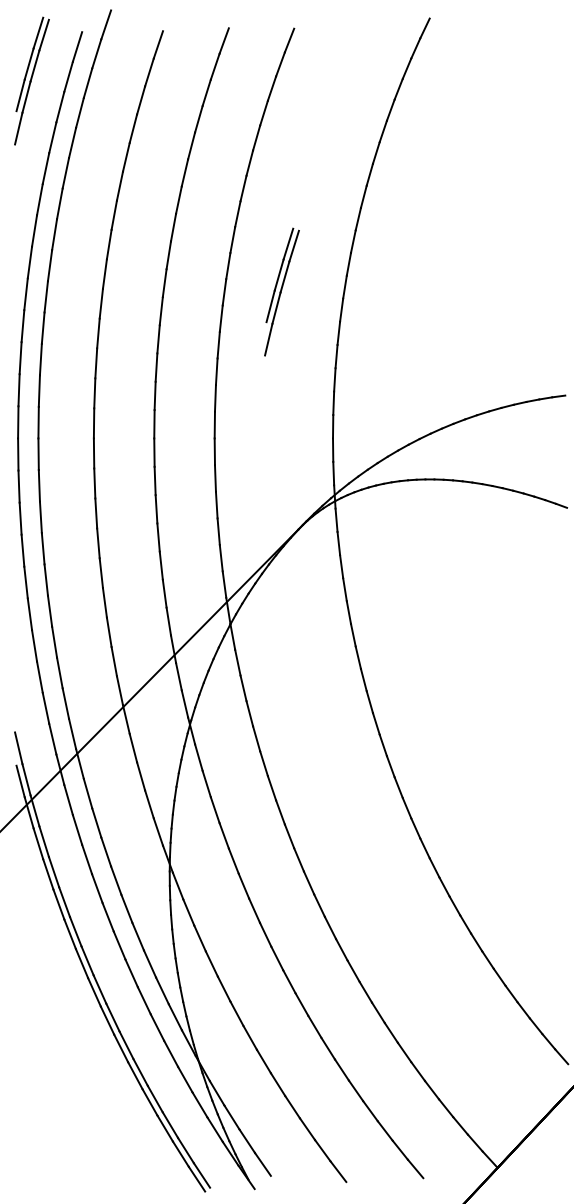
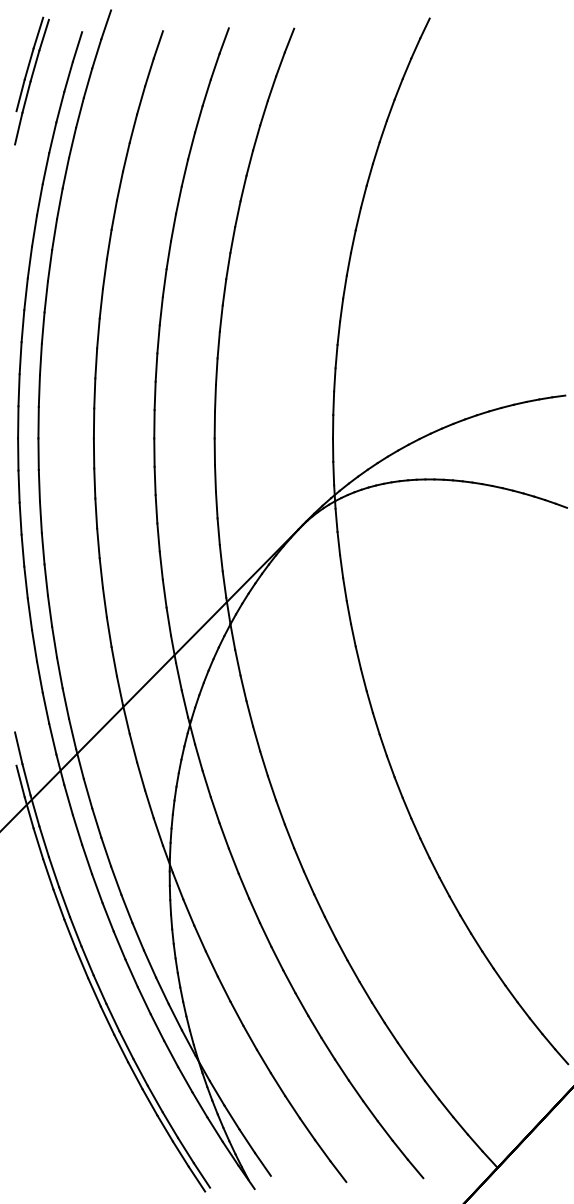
part: present -> none (281, 291)
